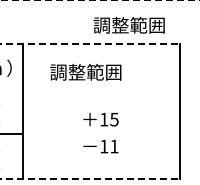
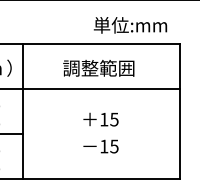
line: dashed -> solid (99, 0)
text: 調整範囲 -> 単位:mm (130, 24)
line: dashed -> solid (90, 44)
text position: (85, 72) -> (98, 68) (98, 68)
line: none -> present (91, 88)
text: 11 -> 15 (114, 146)
line: dashed -> solid (90, 178)
